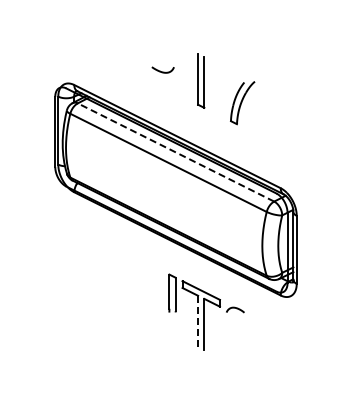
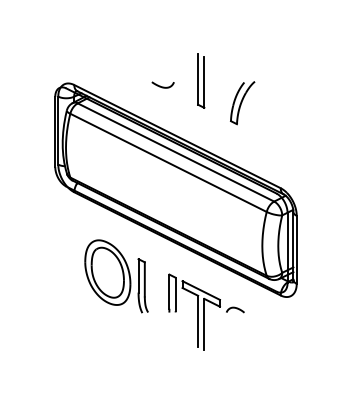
curve position: (162, 71) -> (162, 86) (162, 86)
line: dashed -> solid (176, 152)
part: none -> present (116, 276)
line: dashed -> solid (198, 320)
